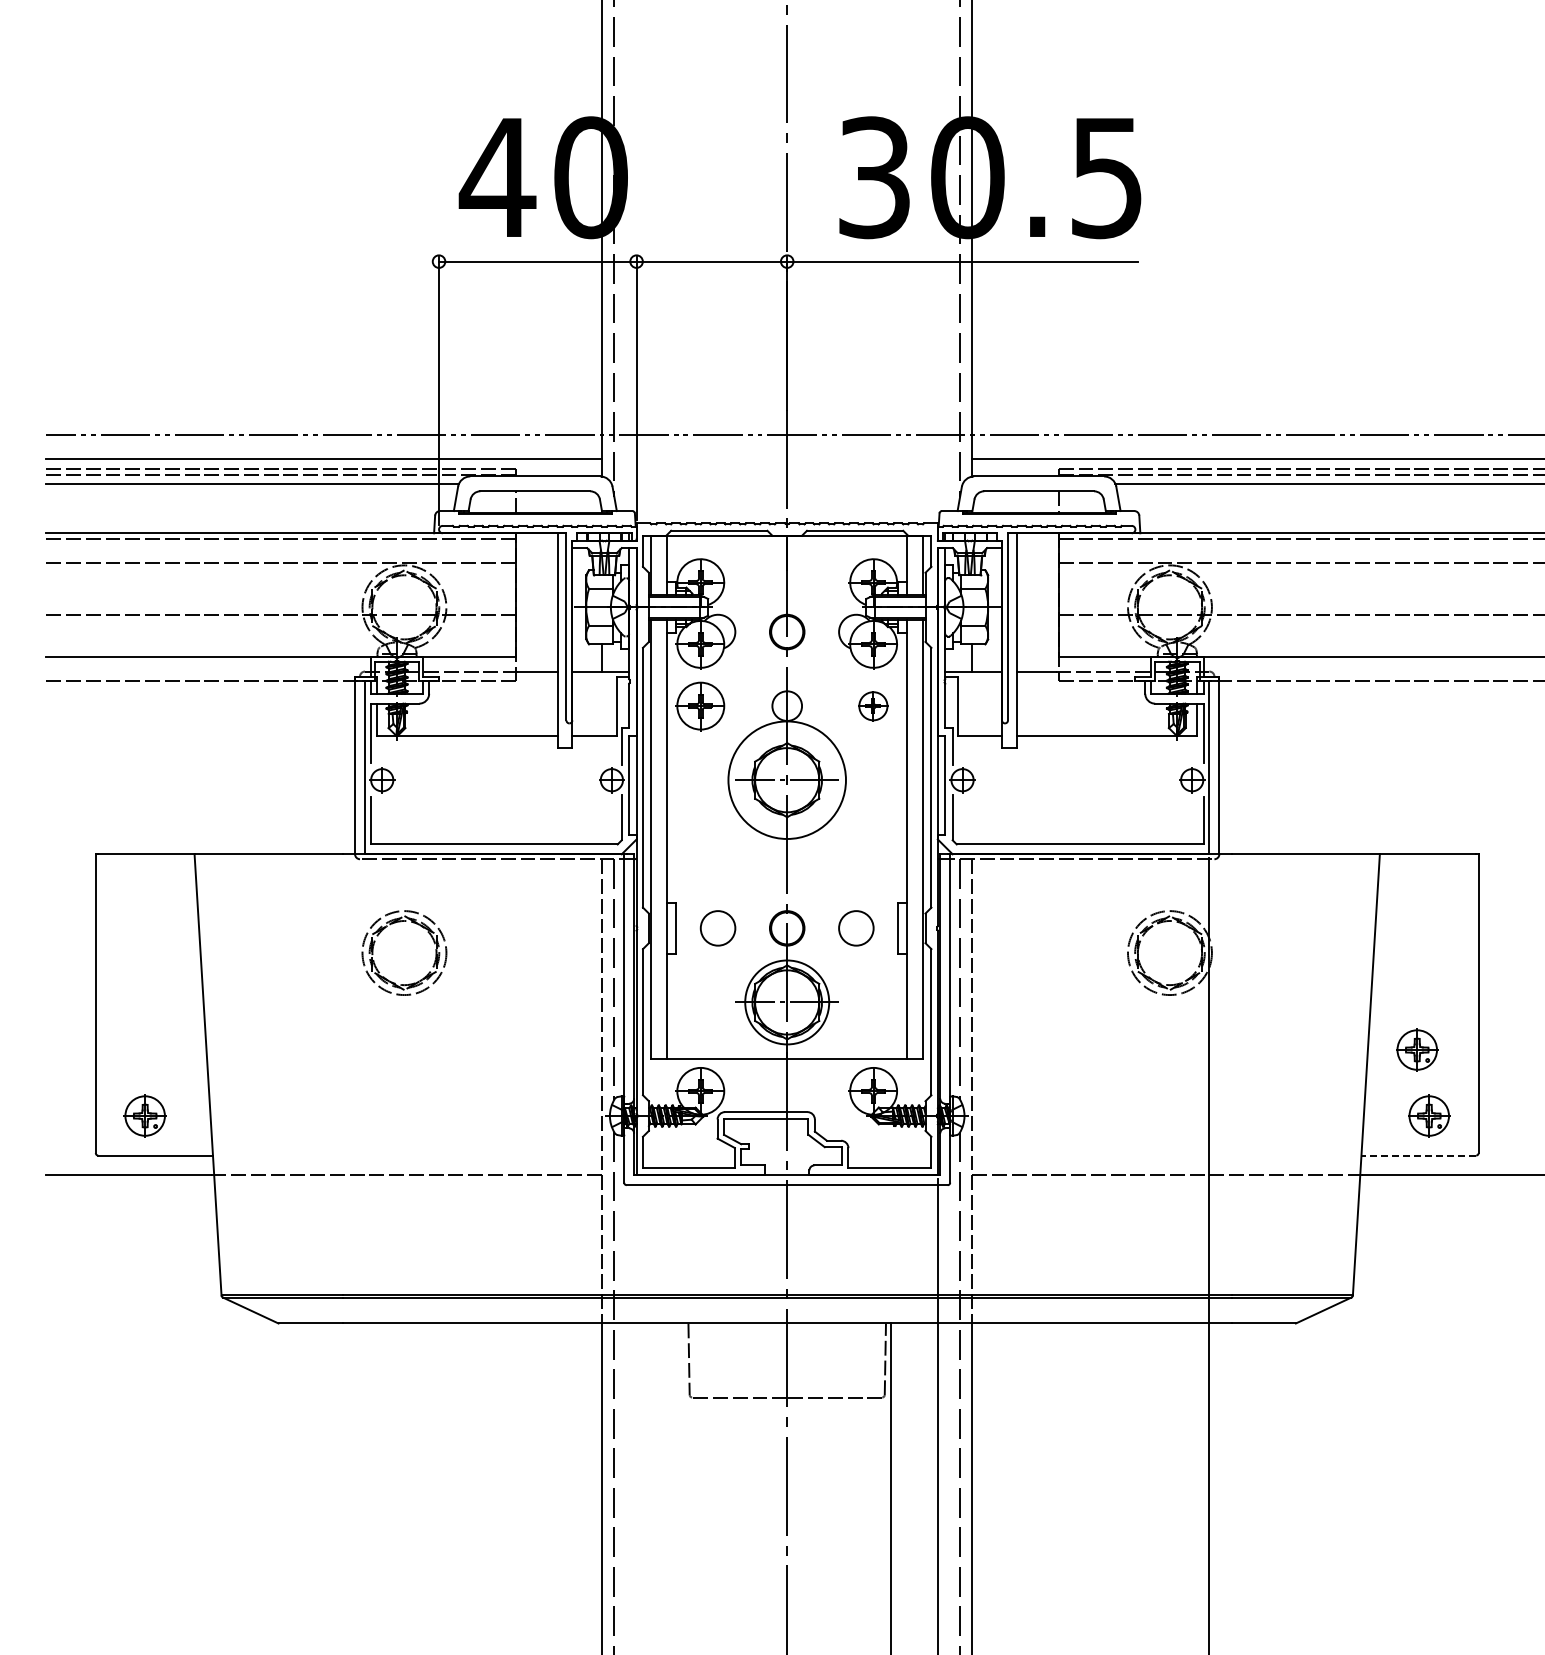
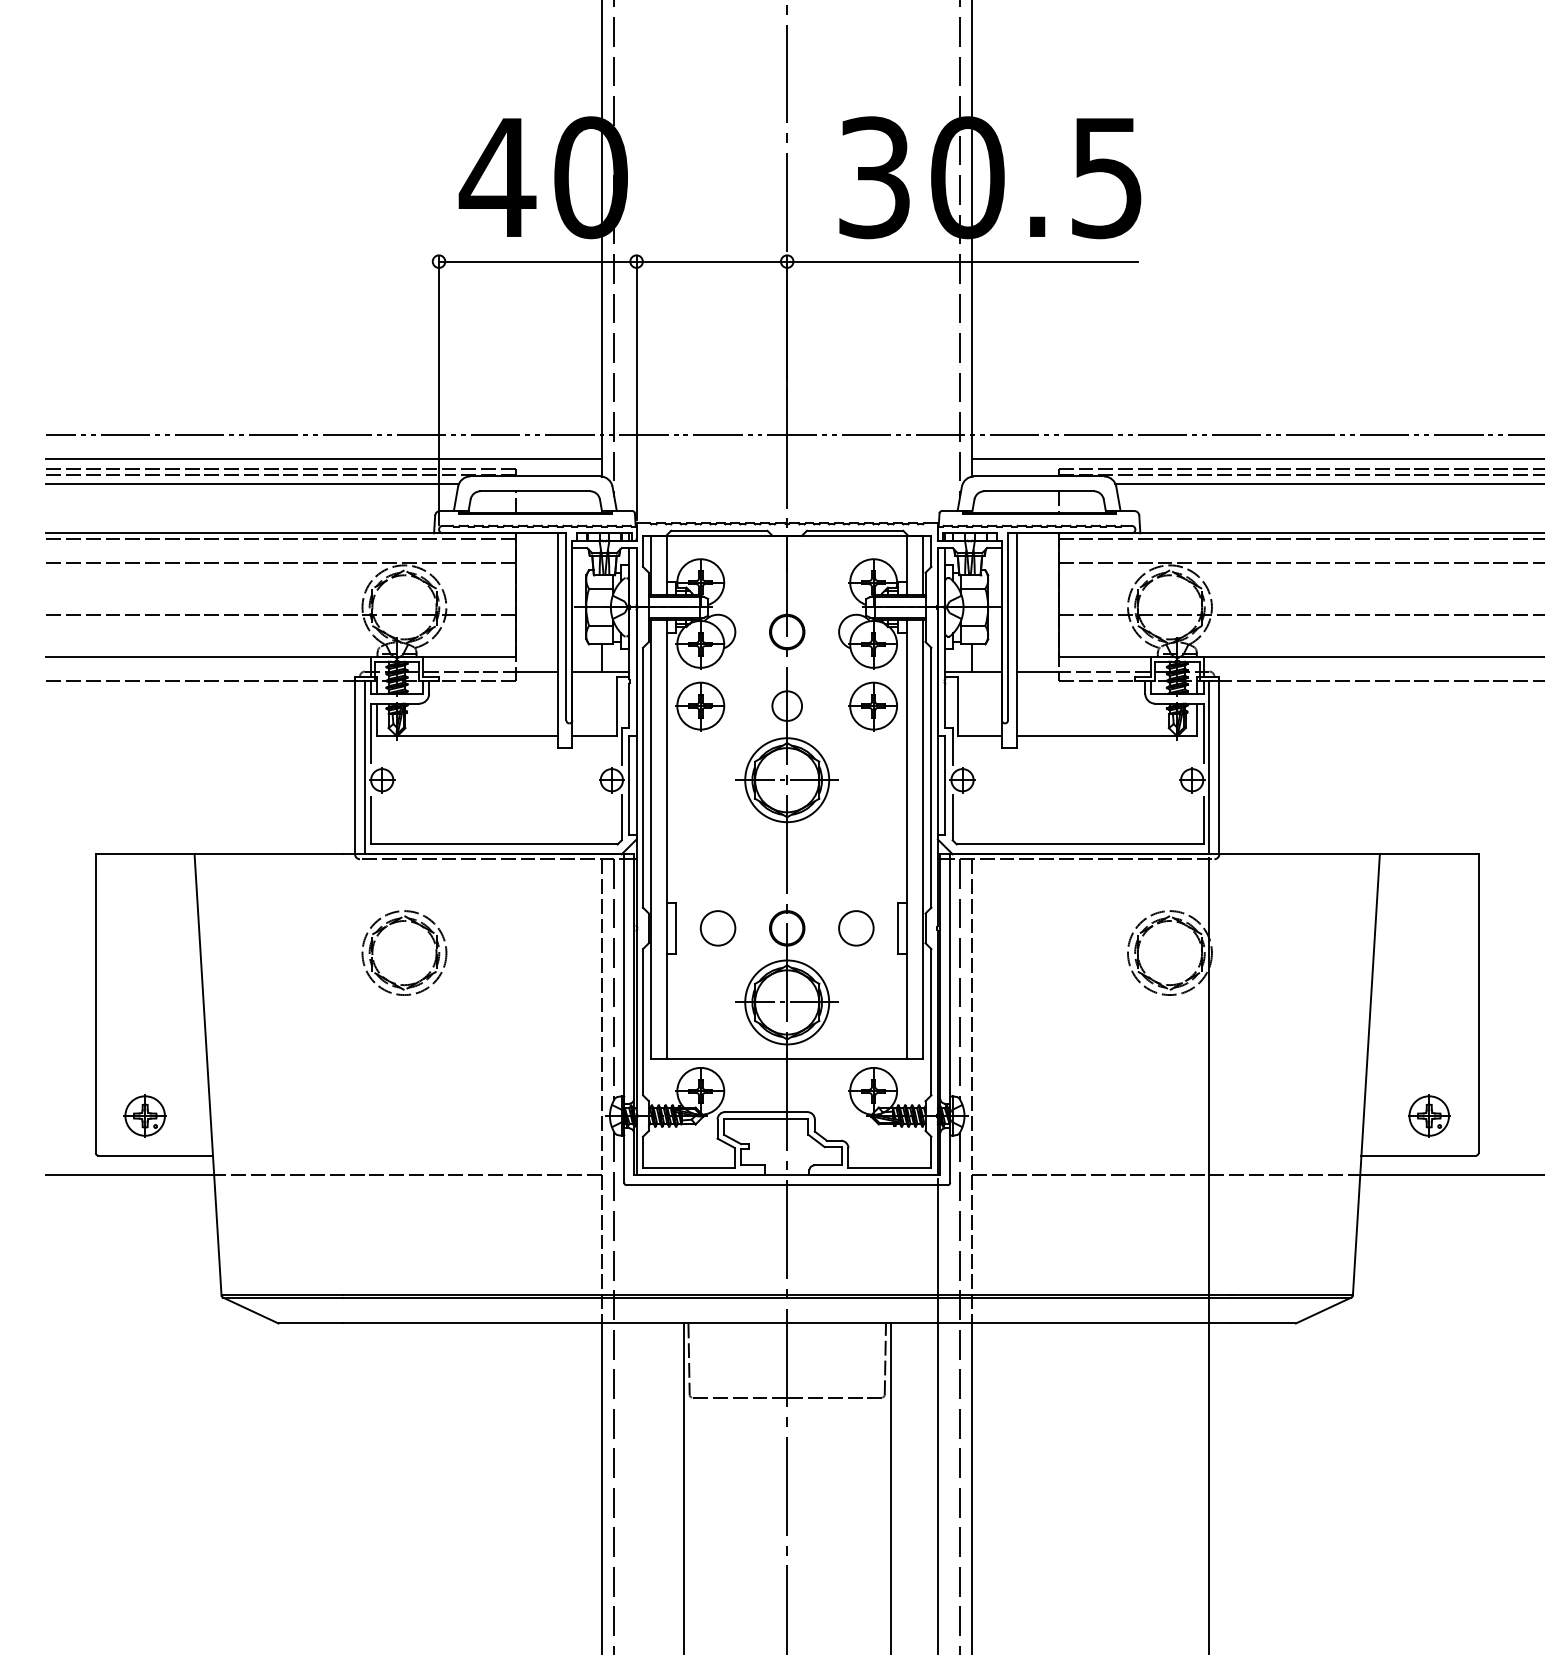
part size: 31x31 px -> 50x51 px (872, 706)
circle diameter: 118 px -> 84 px (787, 780)
part: present -> none (1417, 1049)
line: dashed -> solid (1418, 1155)
line: none -> present (683, 1487)
